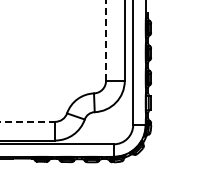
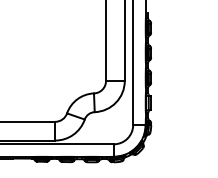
line: dashed -> solid (106, 40)
line: dashed -> solid (28, 121)
